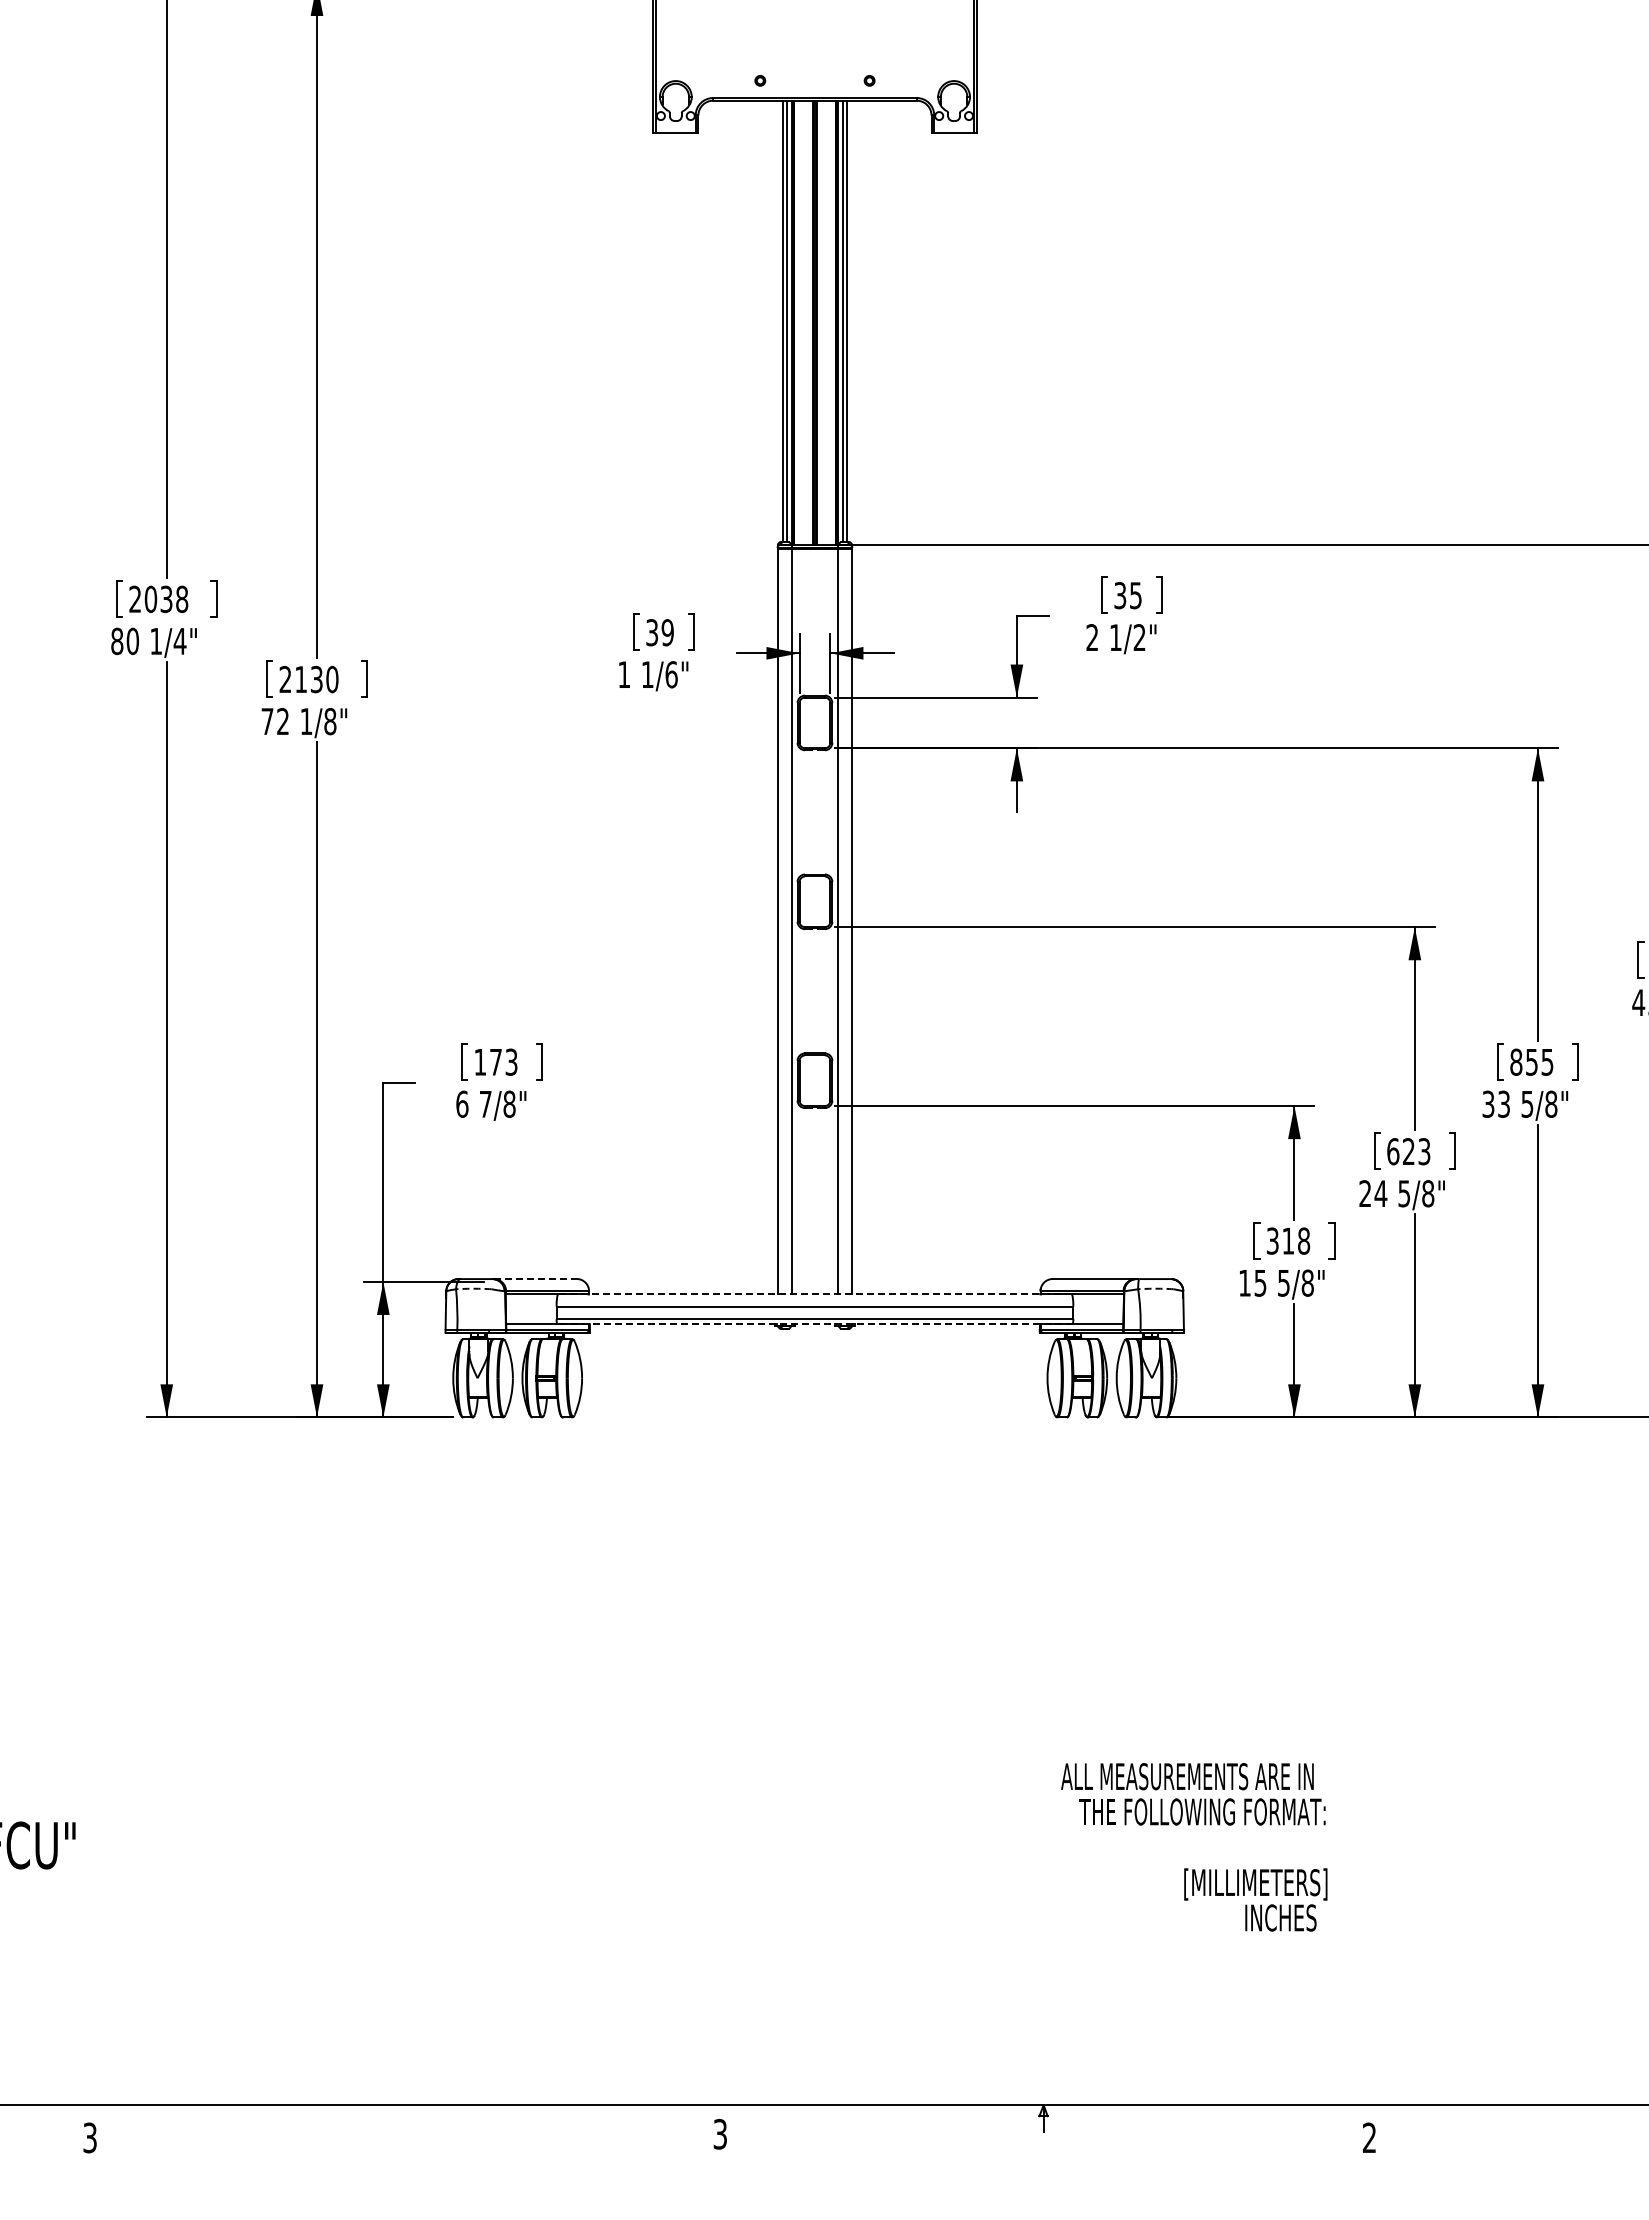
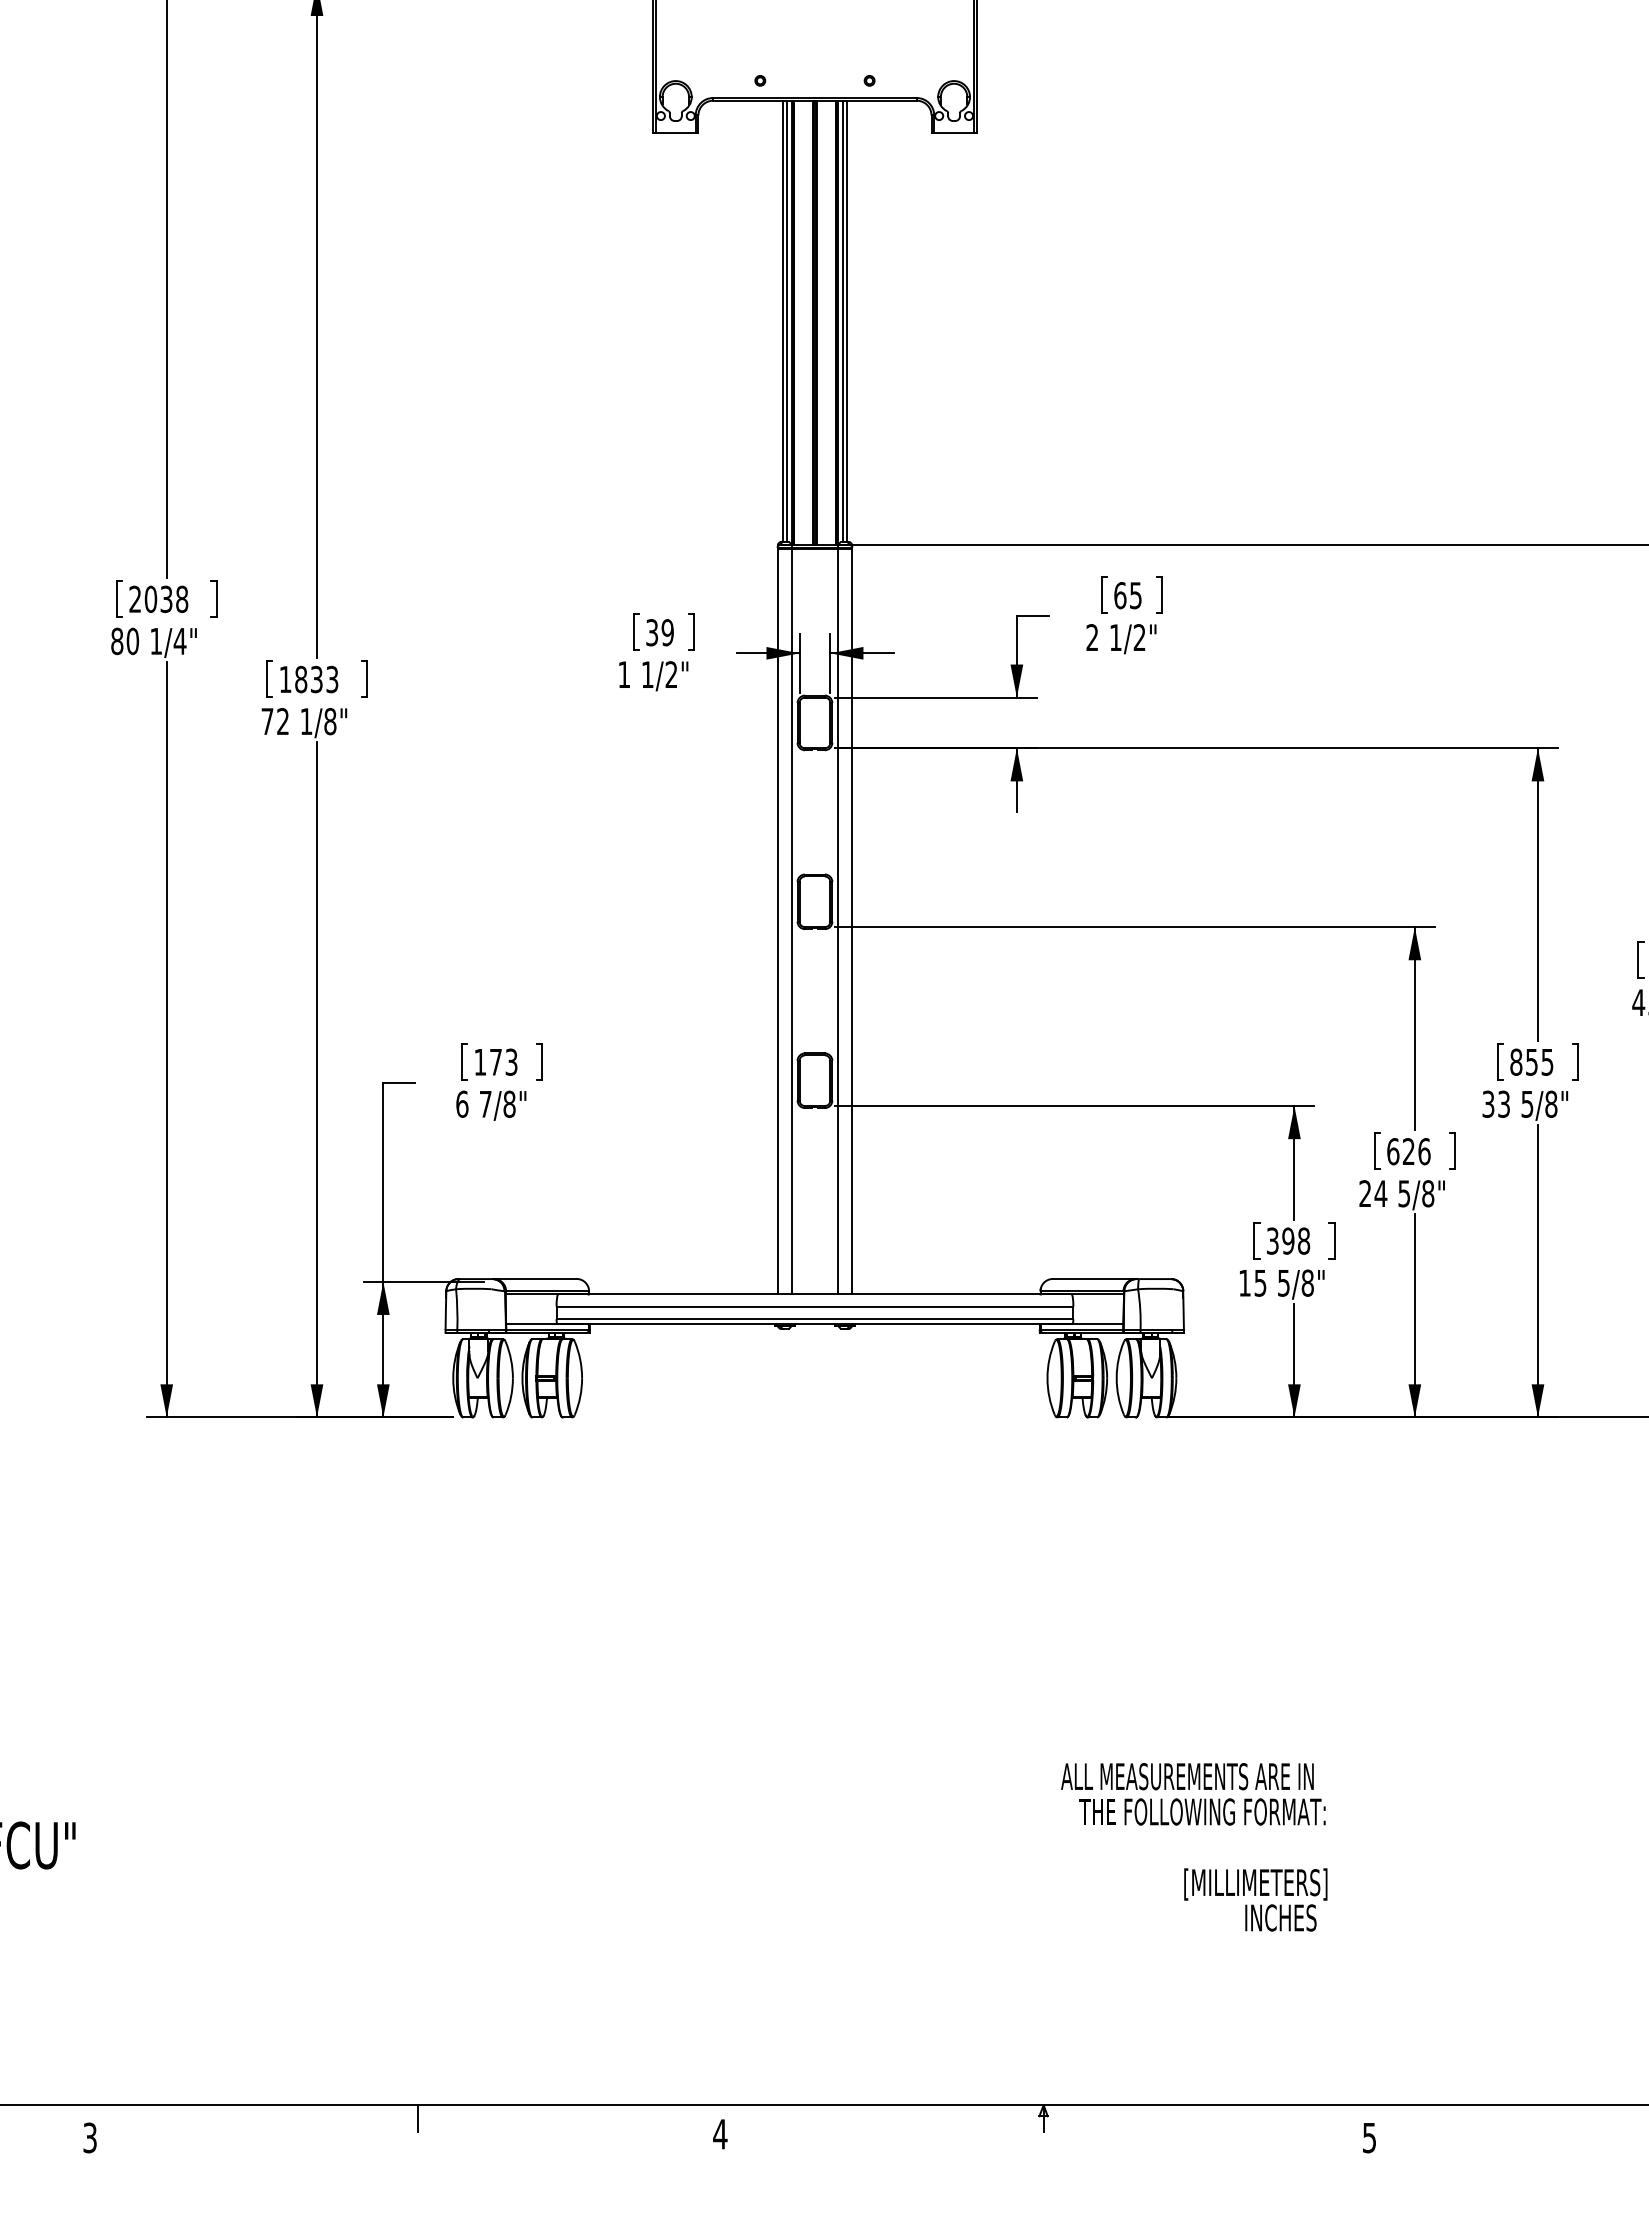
text: 35 -> 65 (1120, 595)
text: 1/6" -> 1/2" (671, 674)
text: 2130 -> 1833 (308, 679)
text: 623 -> 626 (1424, 1151)
text: 318 -> 398 (1288, 1240)
line: dashed -> solid (535, 1278)
arc: dashed -> solid (473, 1288)
arc: dashed -> solid (1155, 1288)
line: dashed -> solid (814, 1294)
line: dashed -> solid (814, 1324)
line: none -> present (417, 2118)
text: 3 -> 4 (720, 2133)
text: 2 -> 5 (1369, 2137)
